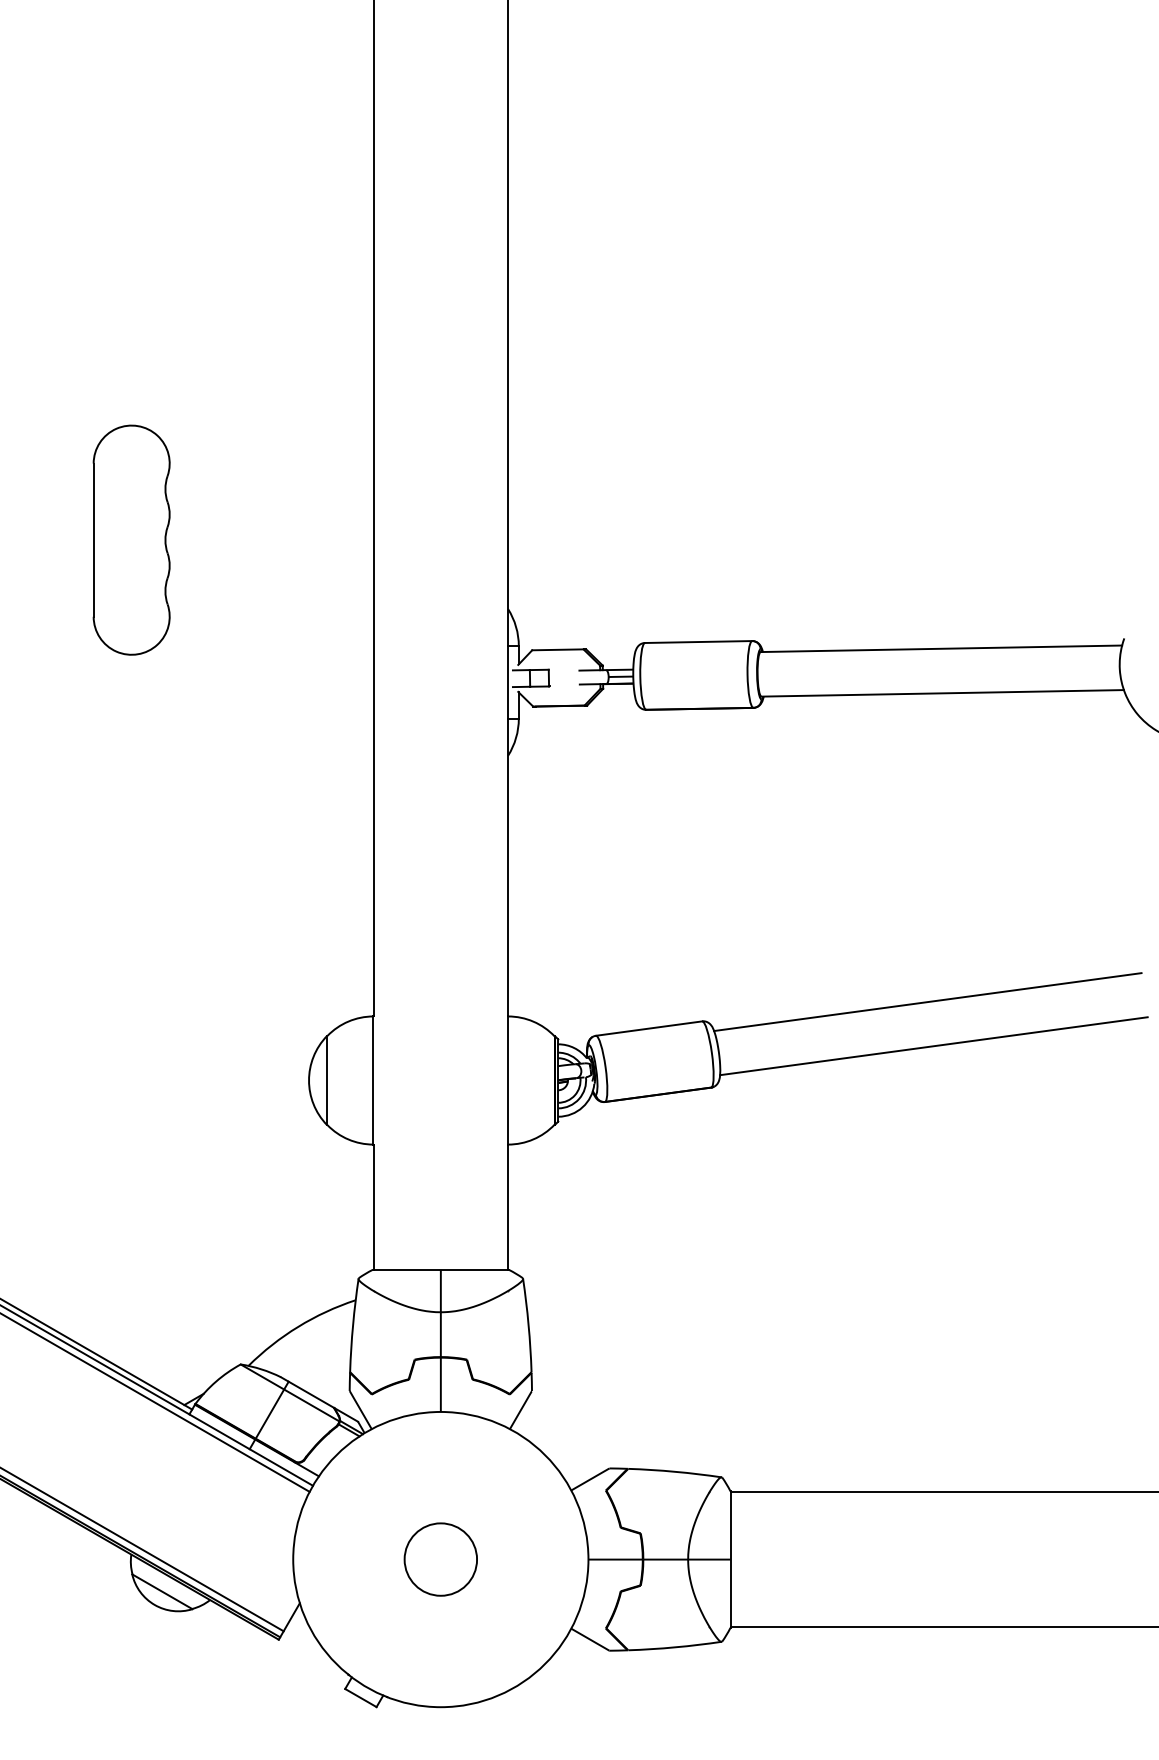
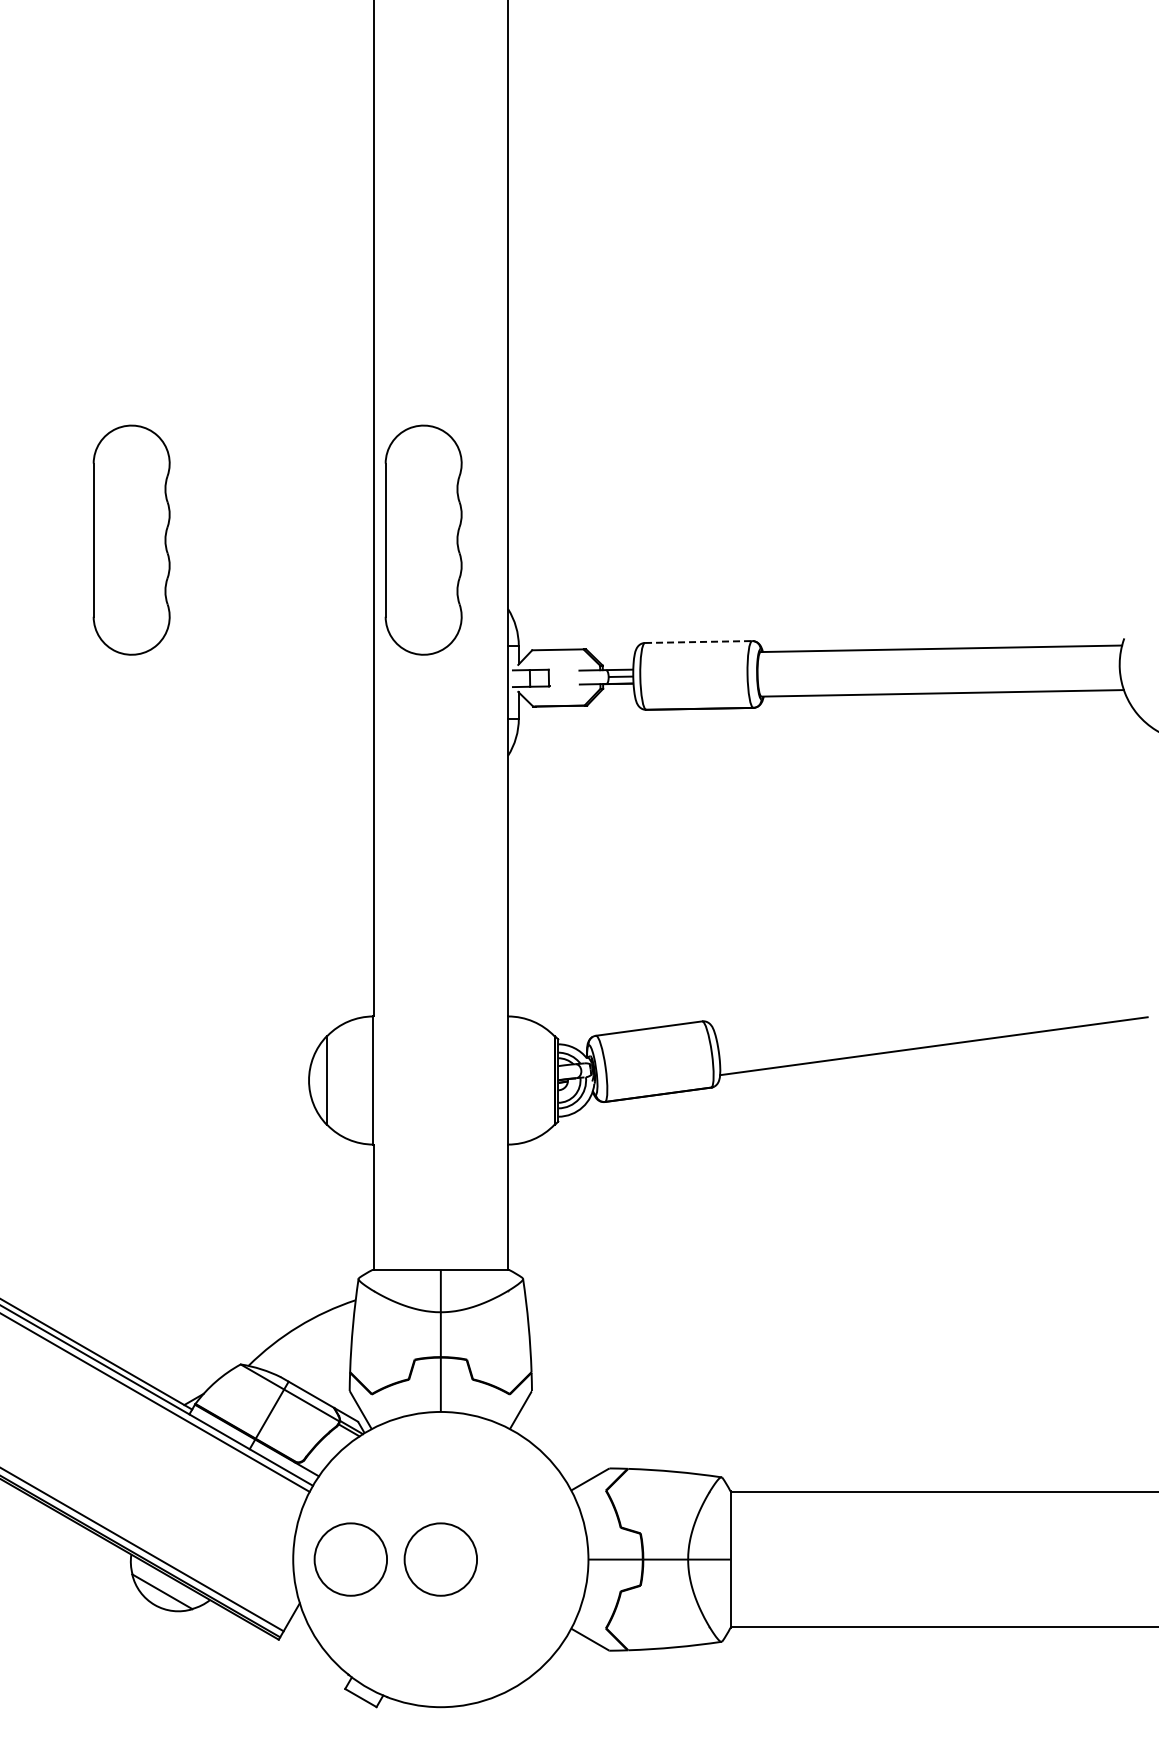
part: none -> present (423, 539)
line: solid -> dashed (698, 642)
line: present -> none (927, 1002)
circle: none -> present (350, 1559)
